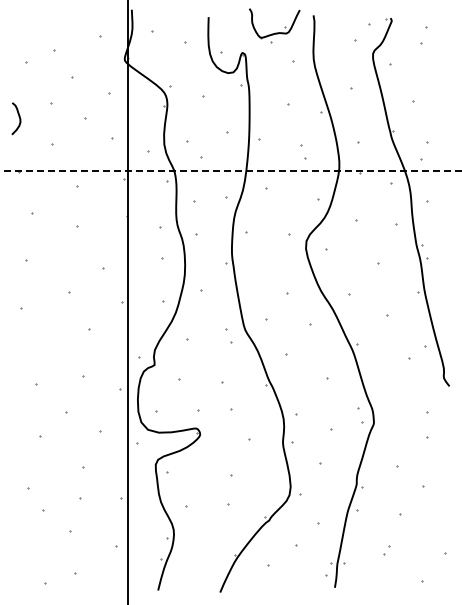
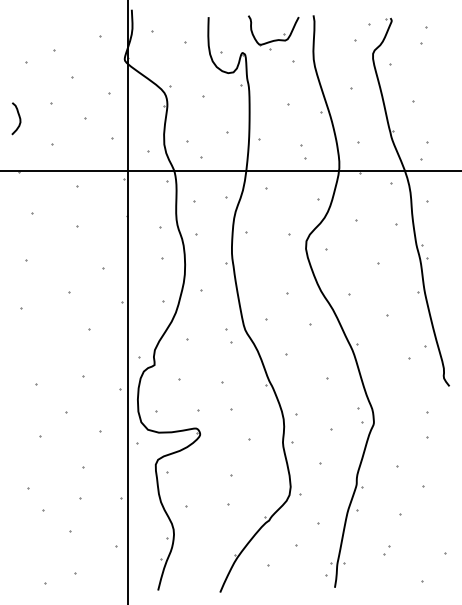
part position: (275, 32) -> (274, 39) (274, 39)
line: dashed -> solid (231, 171)
